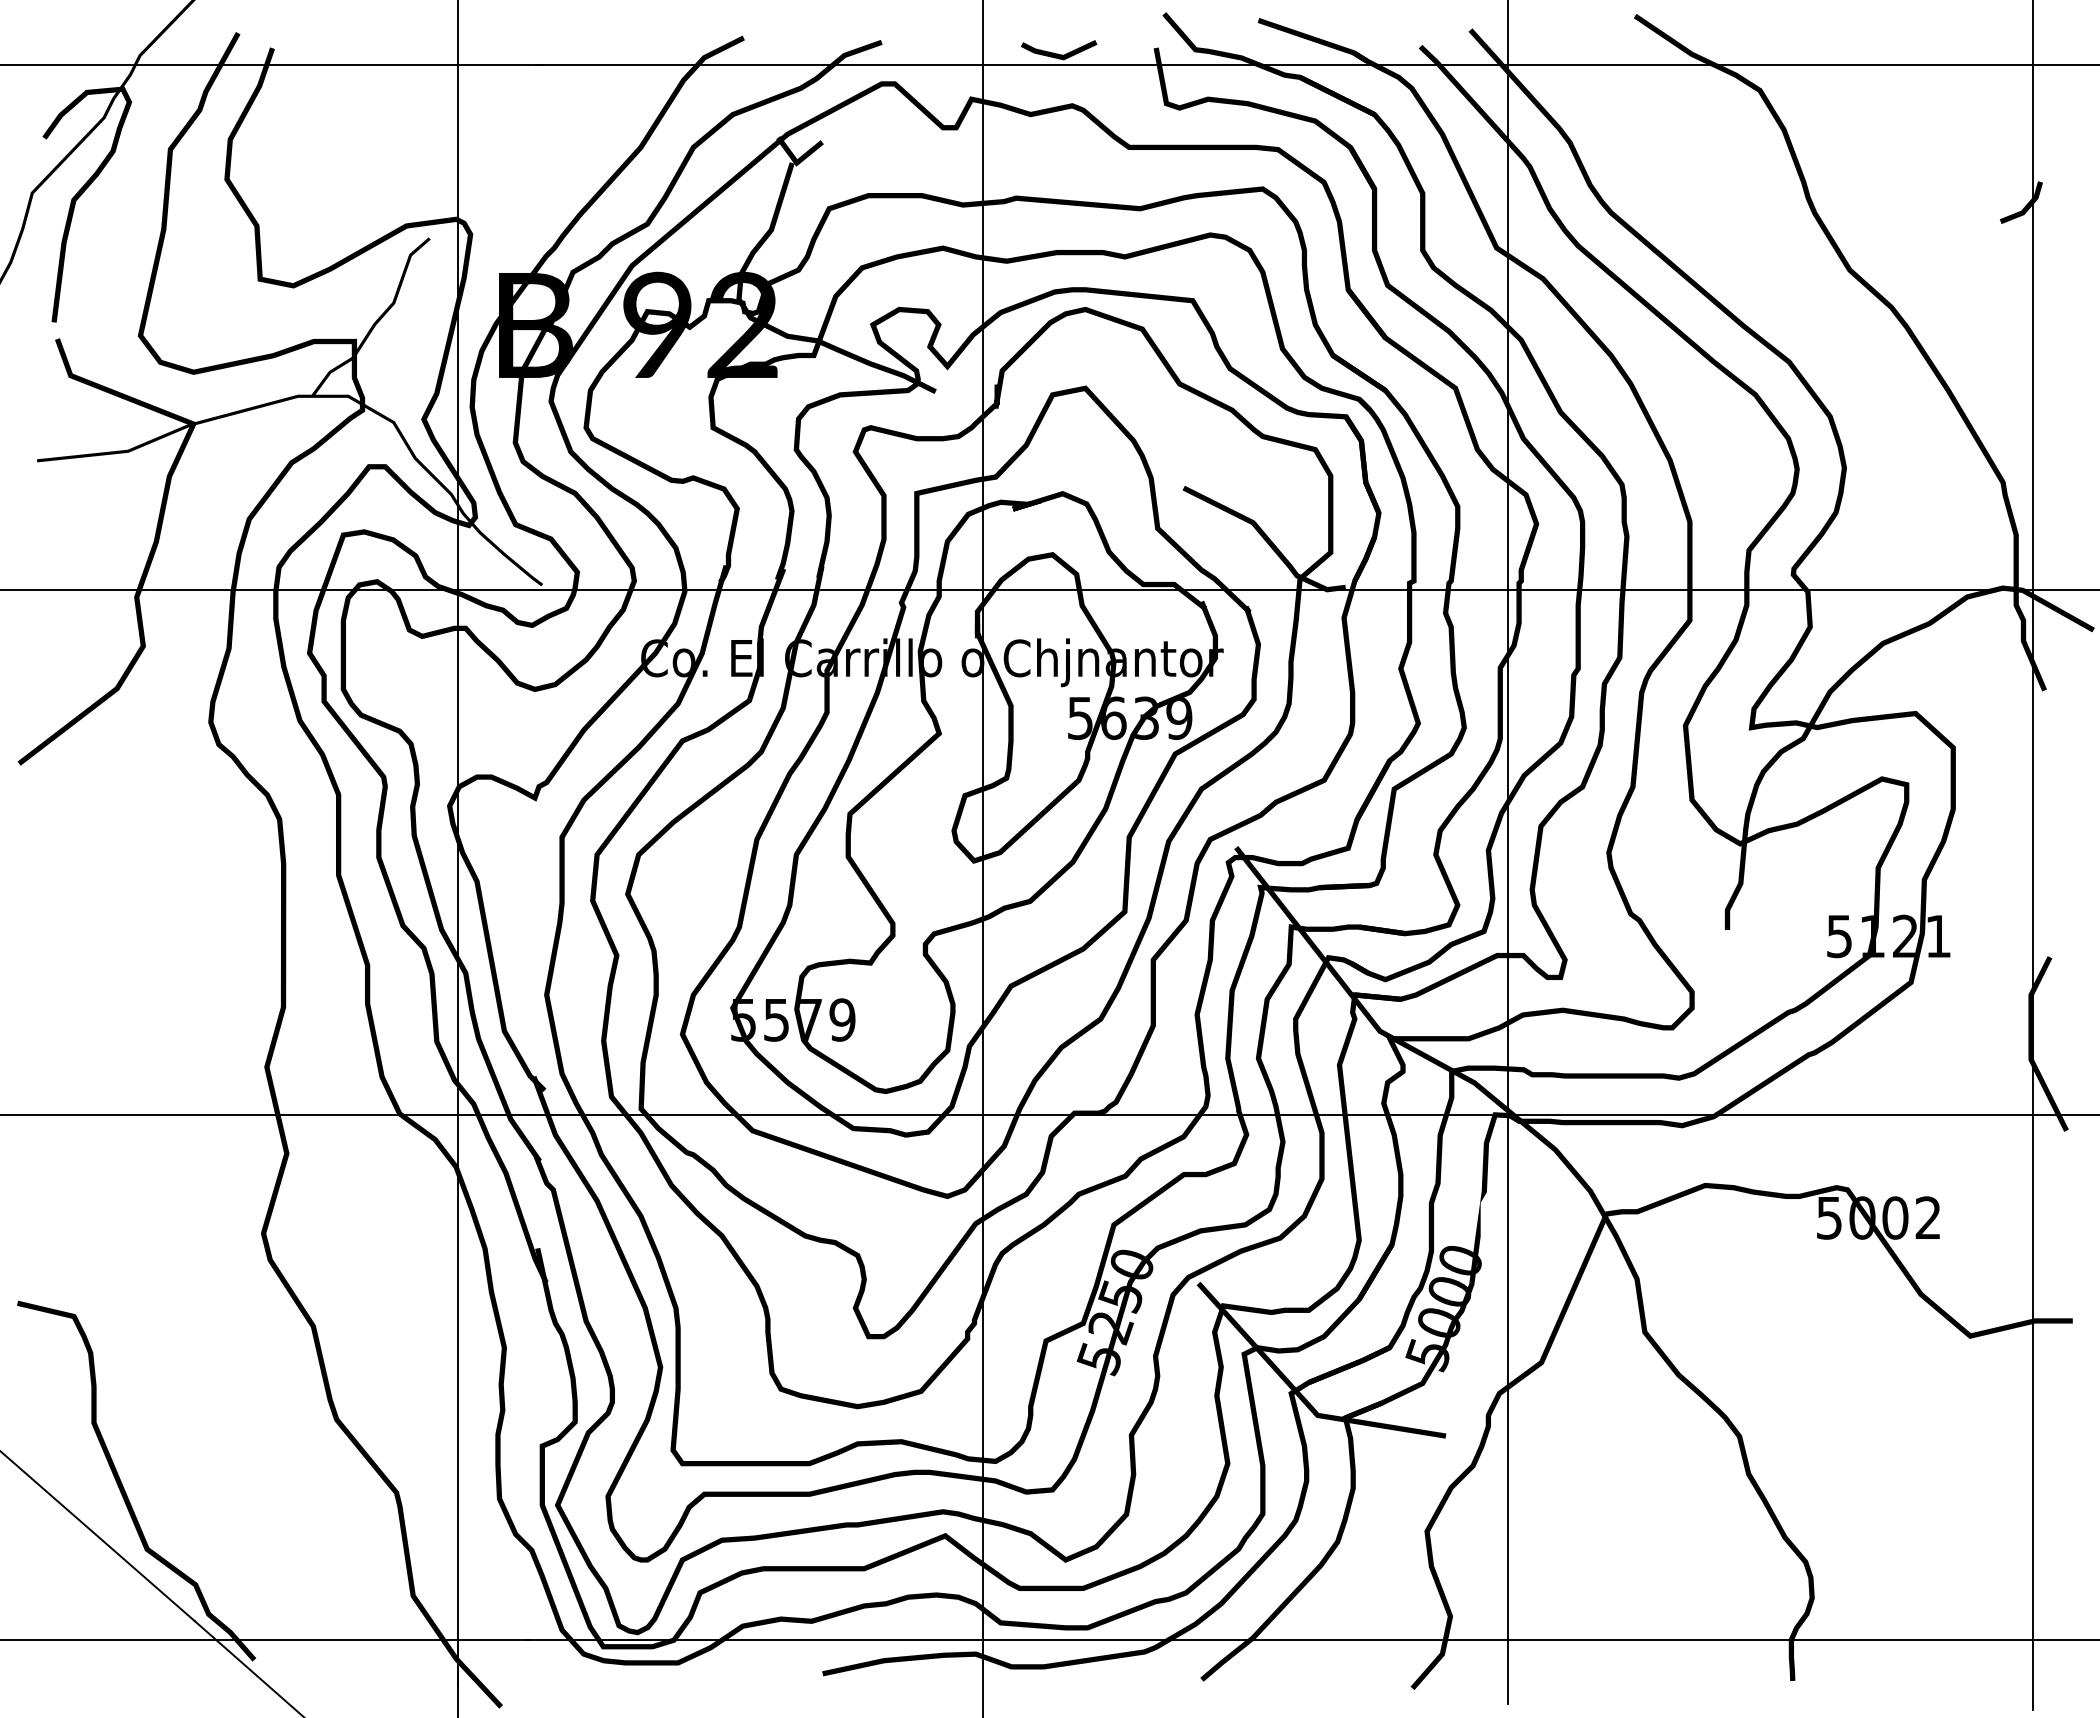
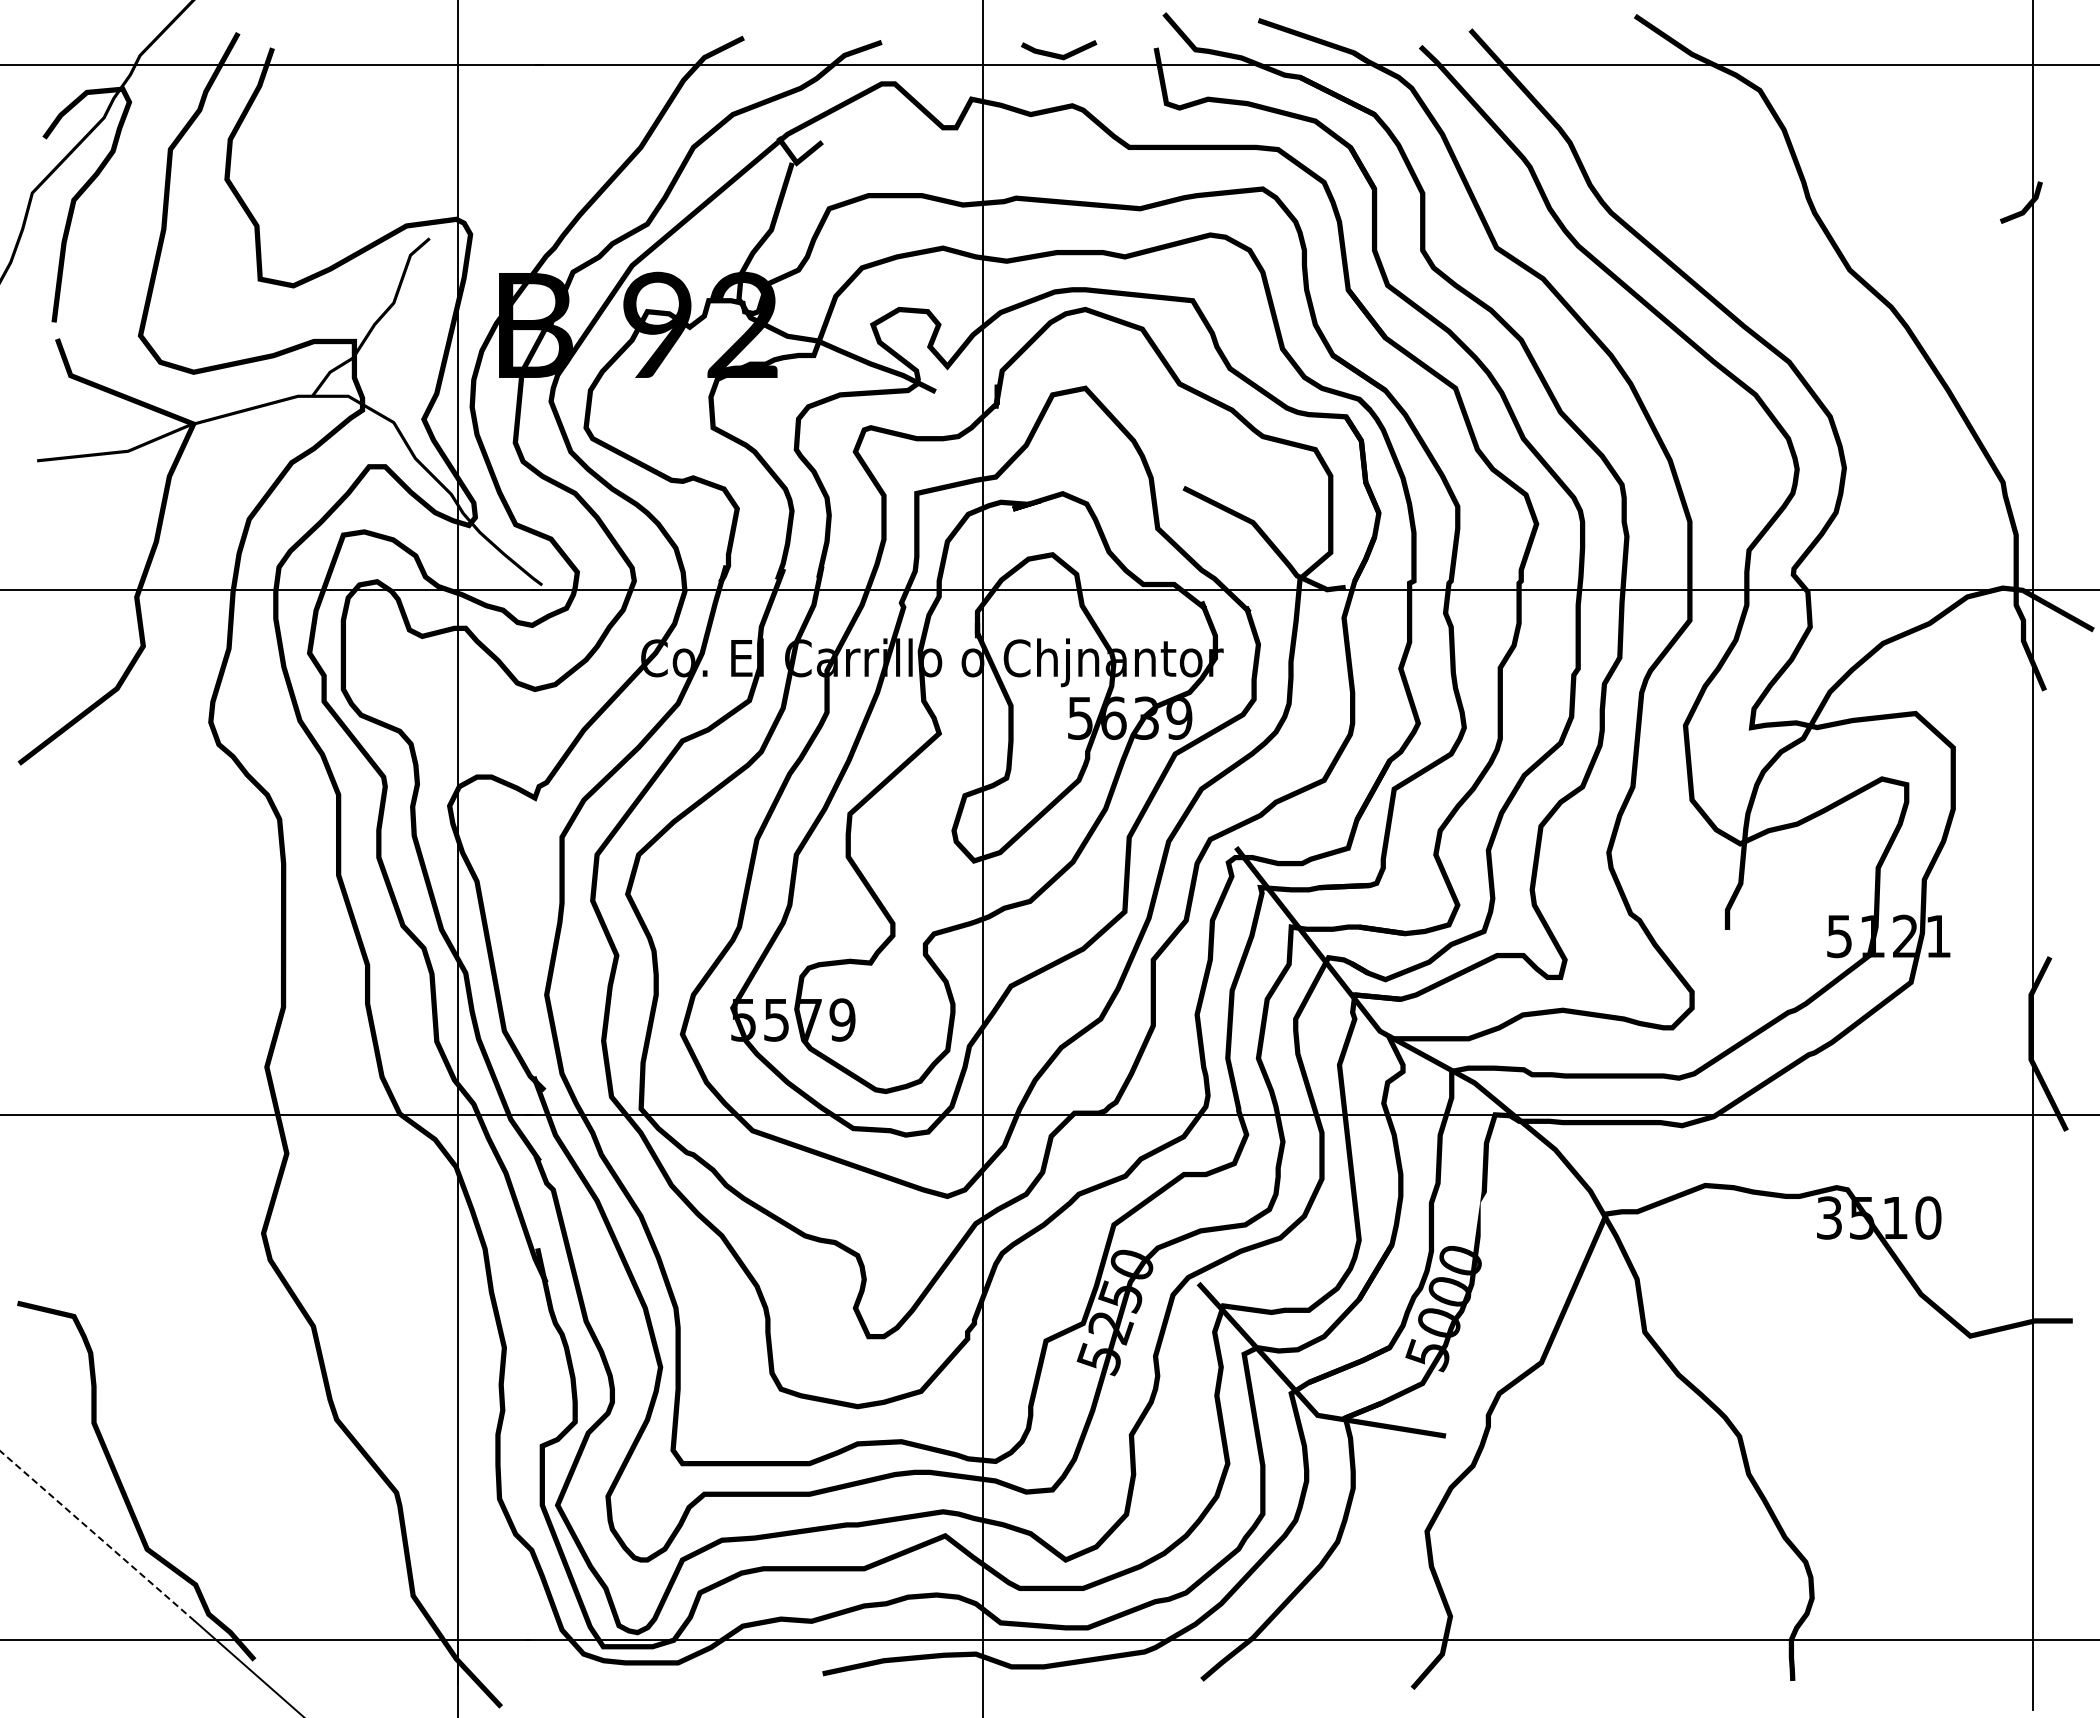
line: present -> none (1507, 853)
text: 5002 -> 3510 (1879, 1217)
line: solid -> dashed (97, 1535)
